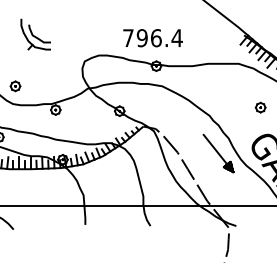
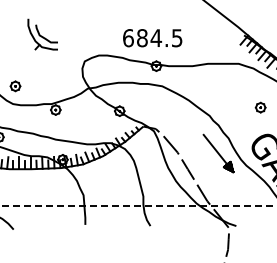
part position: (35, 34) -> (42, 34) (42, 34)
text: 796.4 -> 684.5 (152, 38)
line: solid -> dashed (138, 205)
